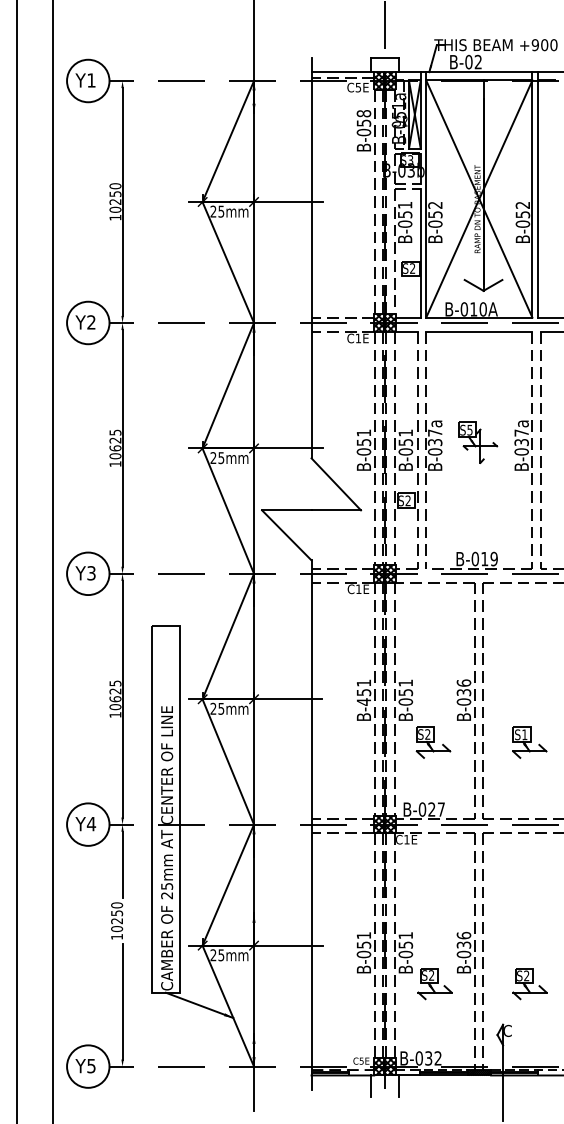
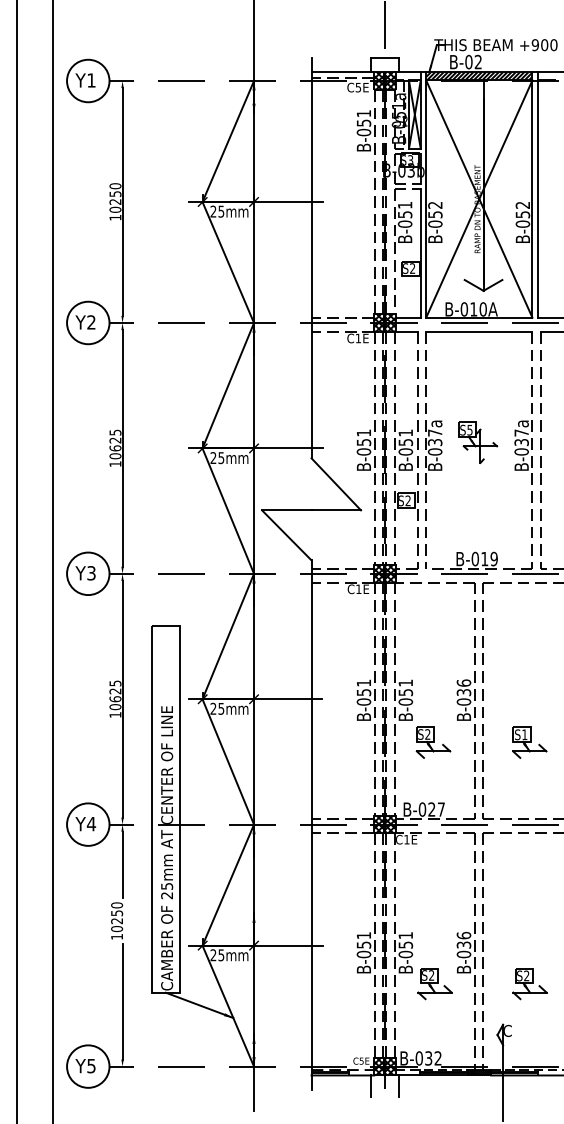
hatch: none -> present (479, 76)
text: B-058 -> B-051 (363, 113)
text: B-451 -> B-051 (363, 701)
